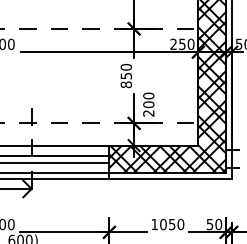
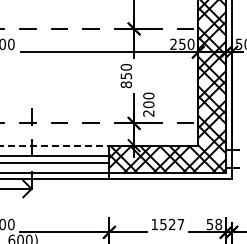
line: solid -> dashed (55, 145)
text: 1050 -> 1527 (172, 224)
text: 50 -> 58 (218, 224)
